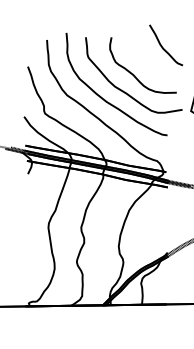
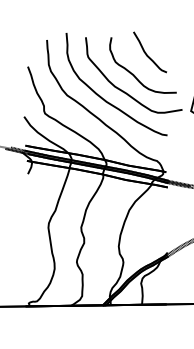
part position: (166, 45) -> (150, 52) (150, 52)
